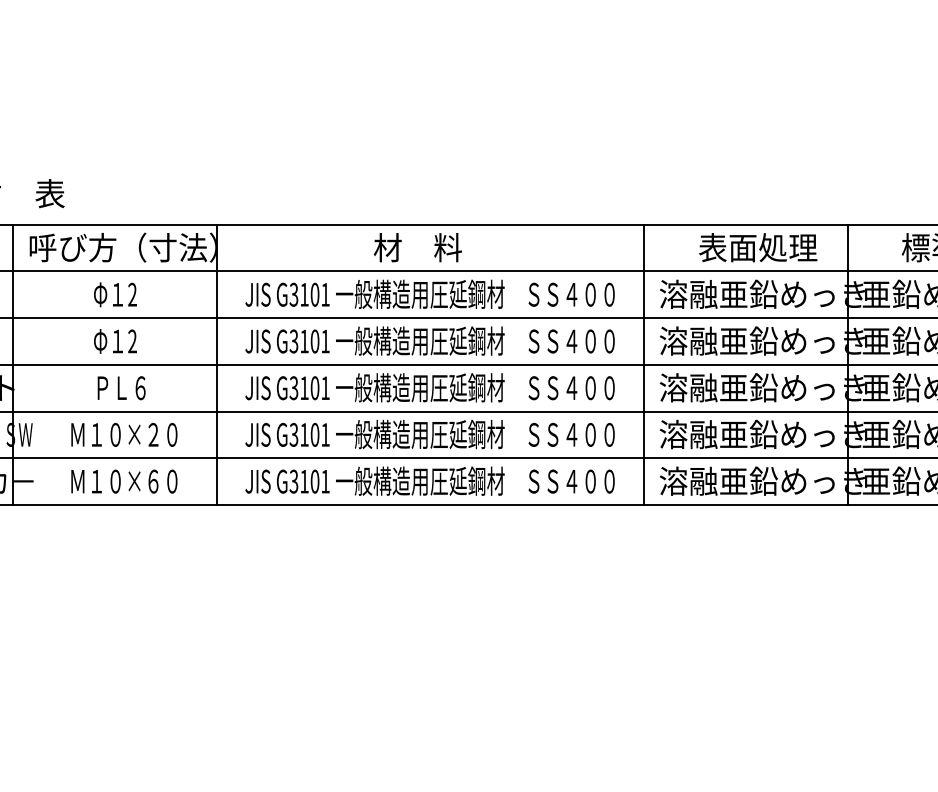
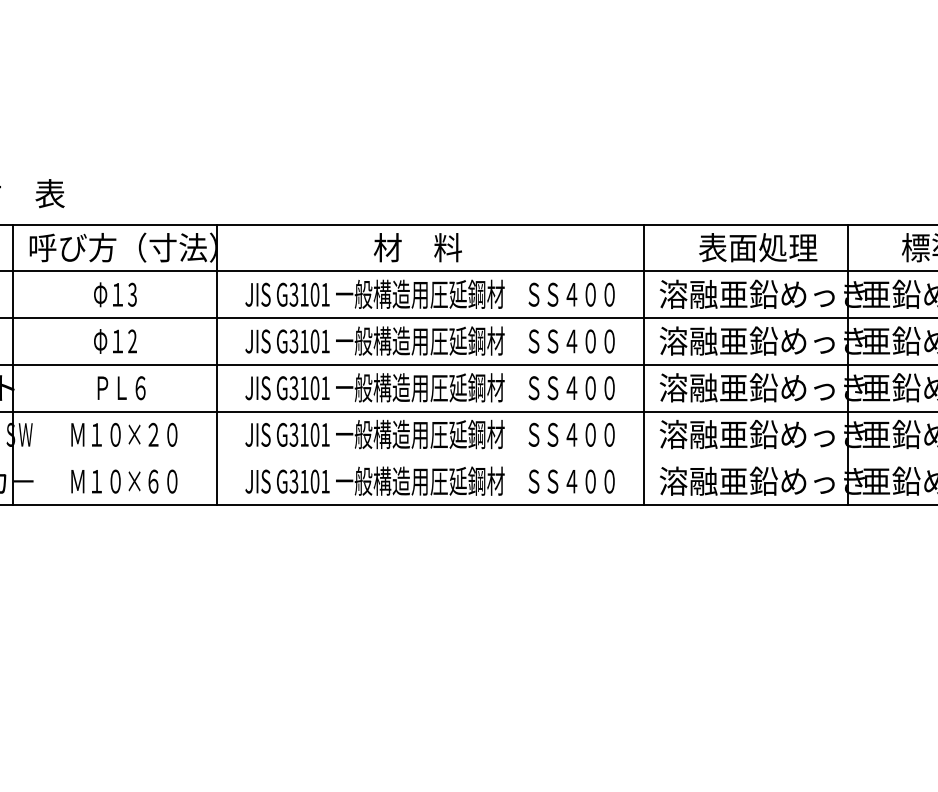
text: 2 -> 3 (132, 294)
line: present -> none (468, 458)
